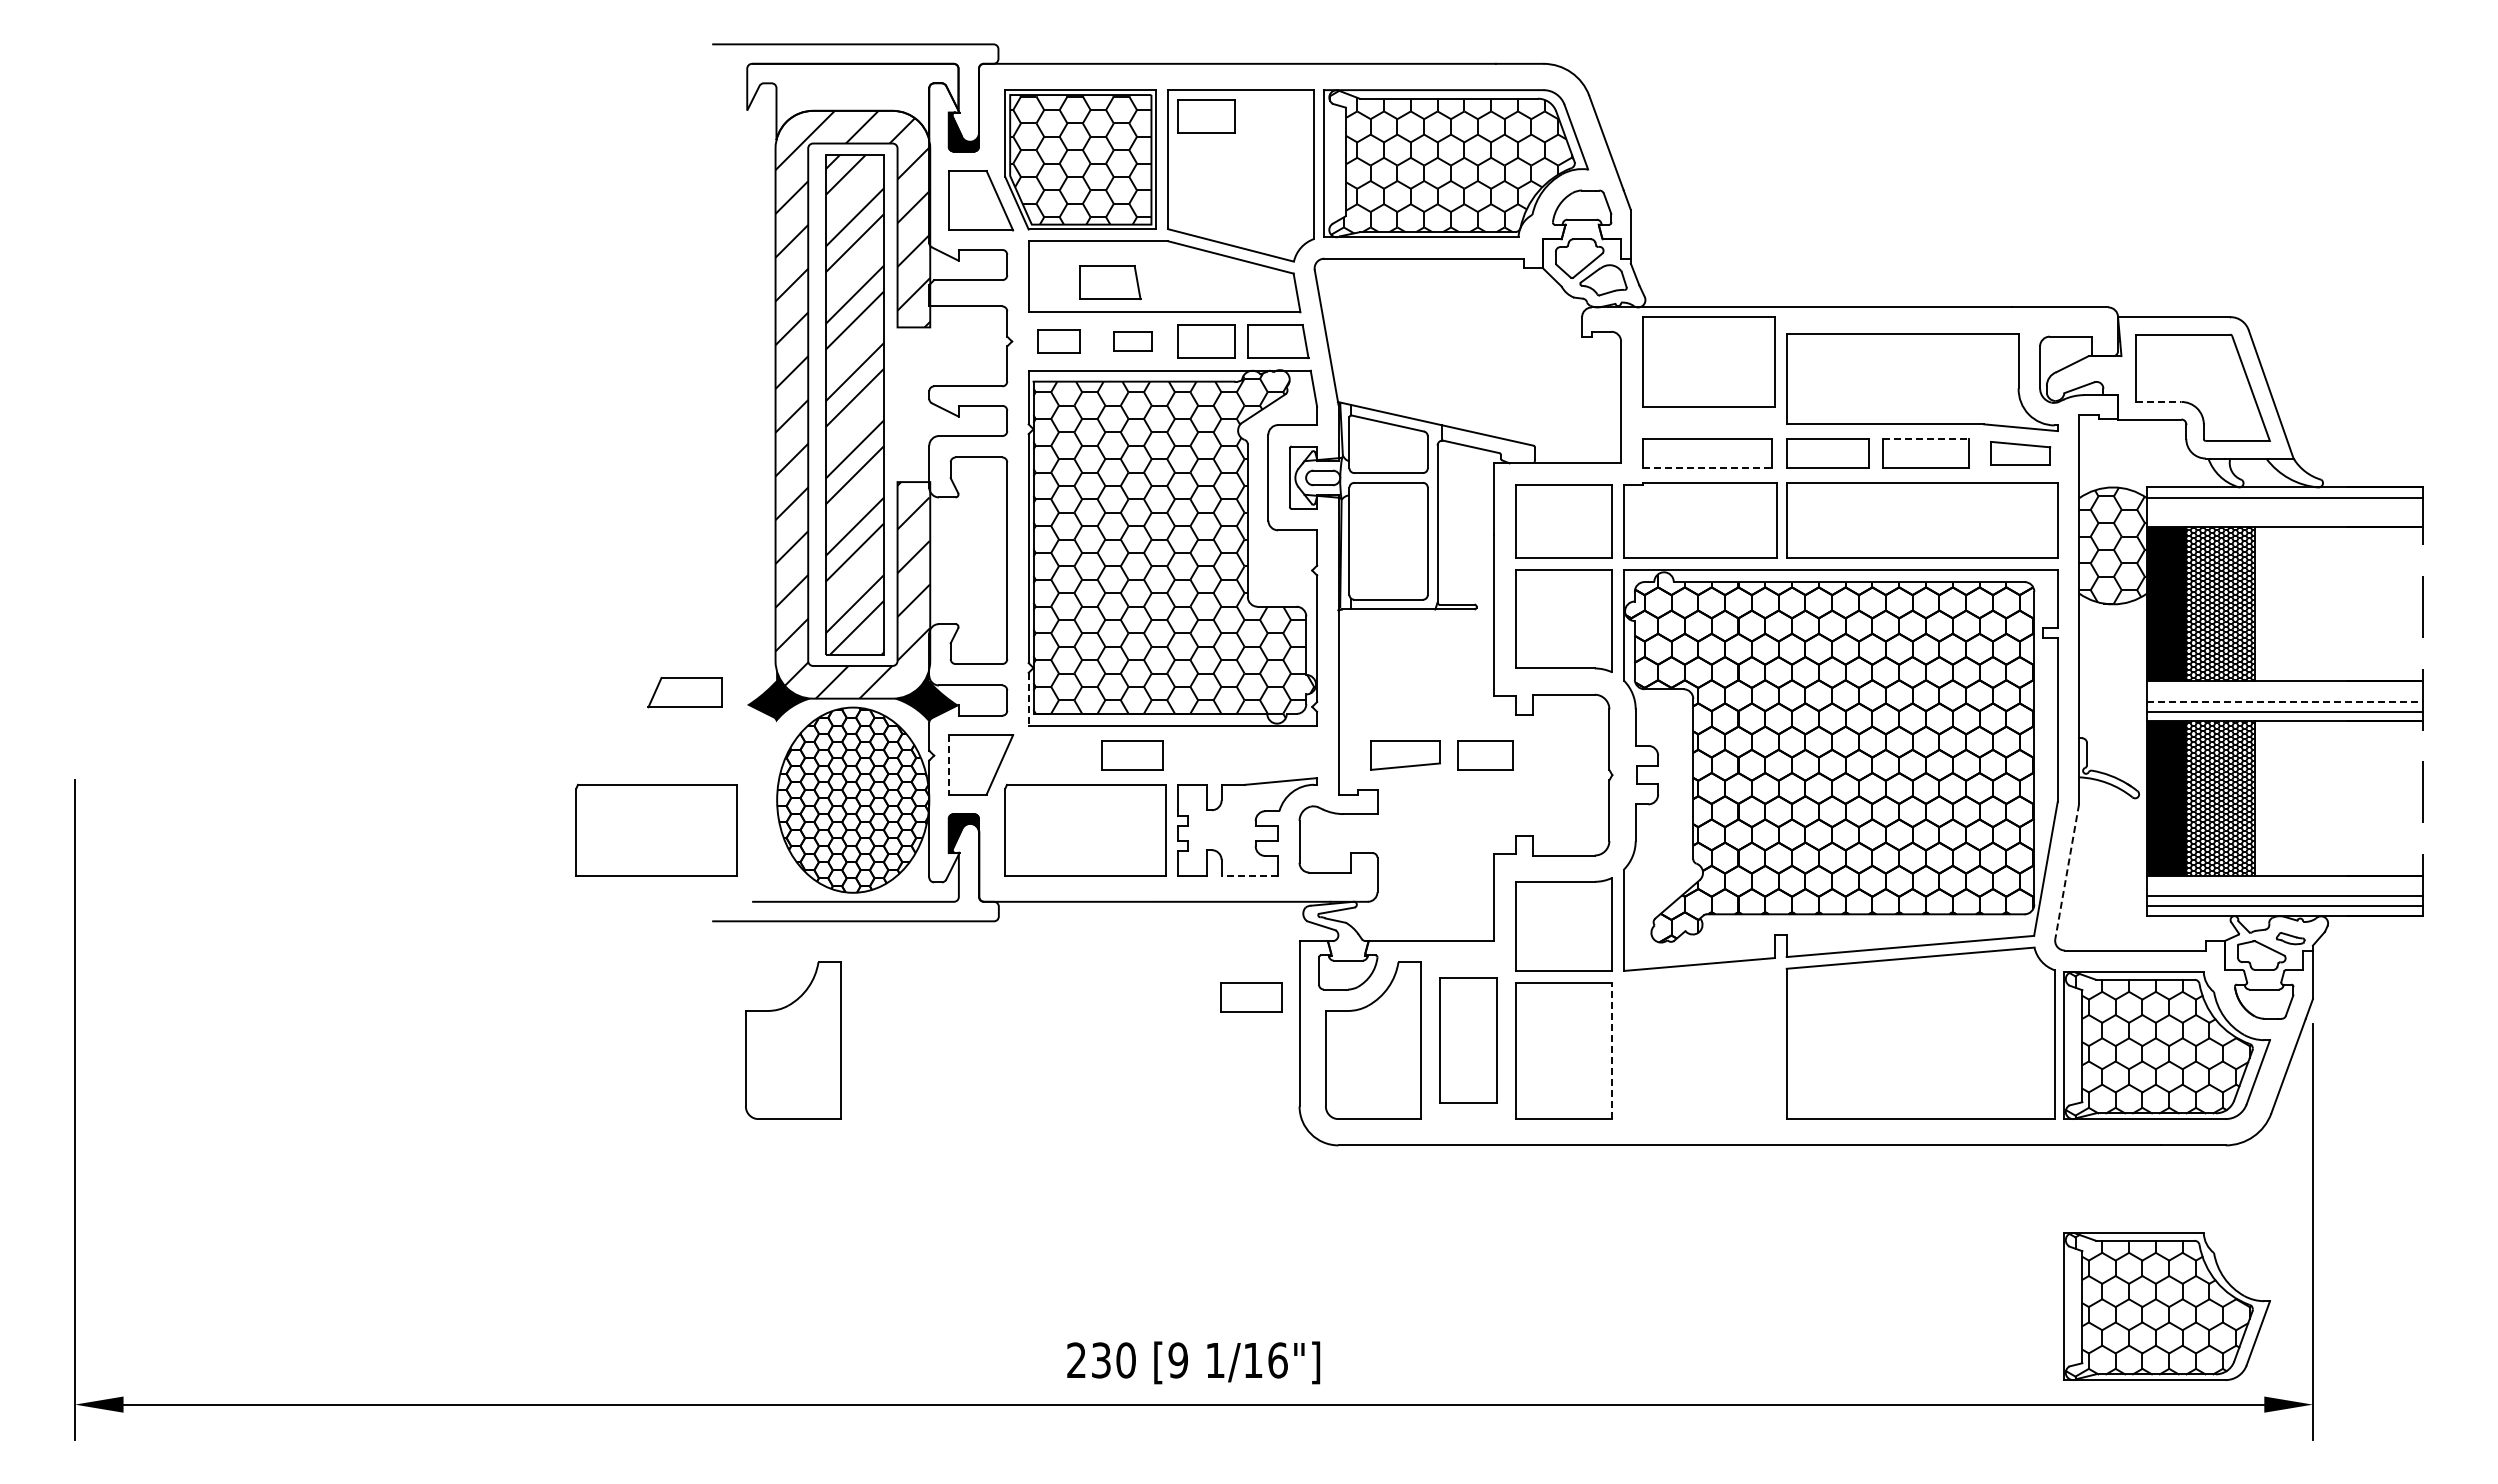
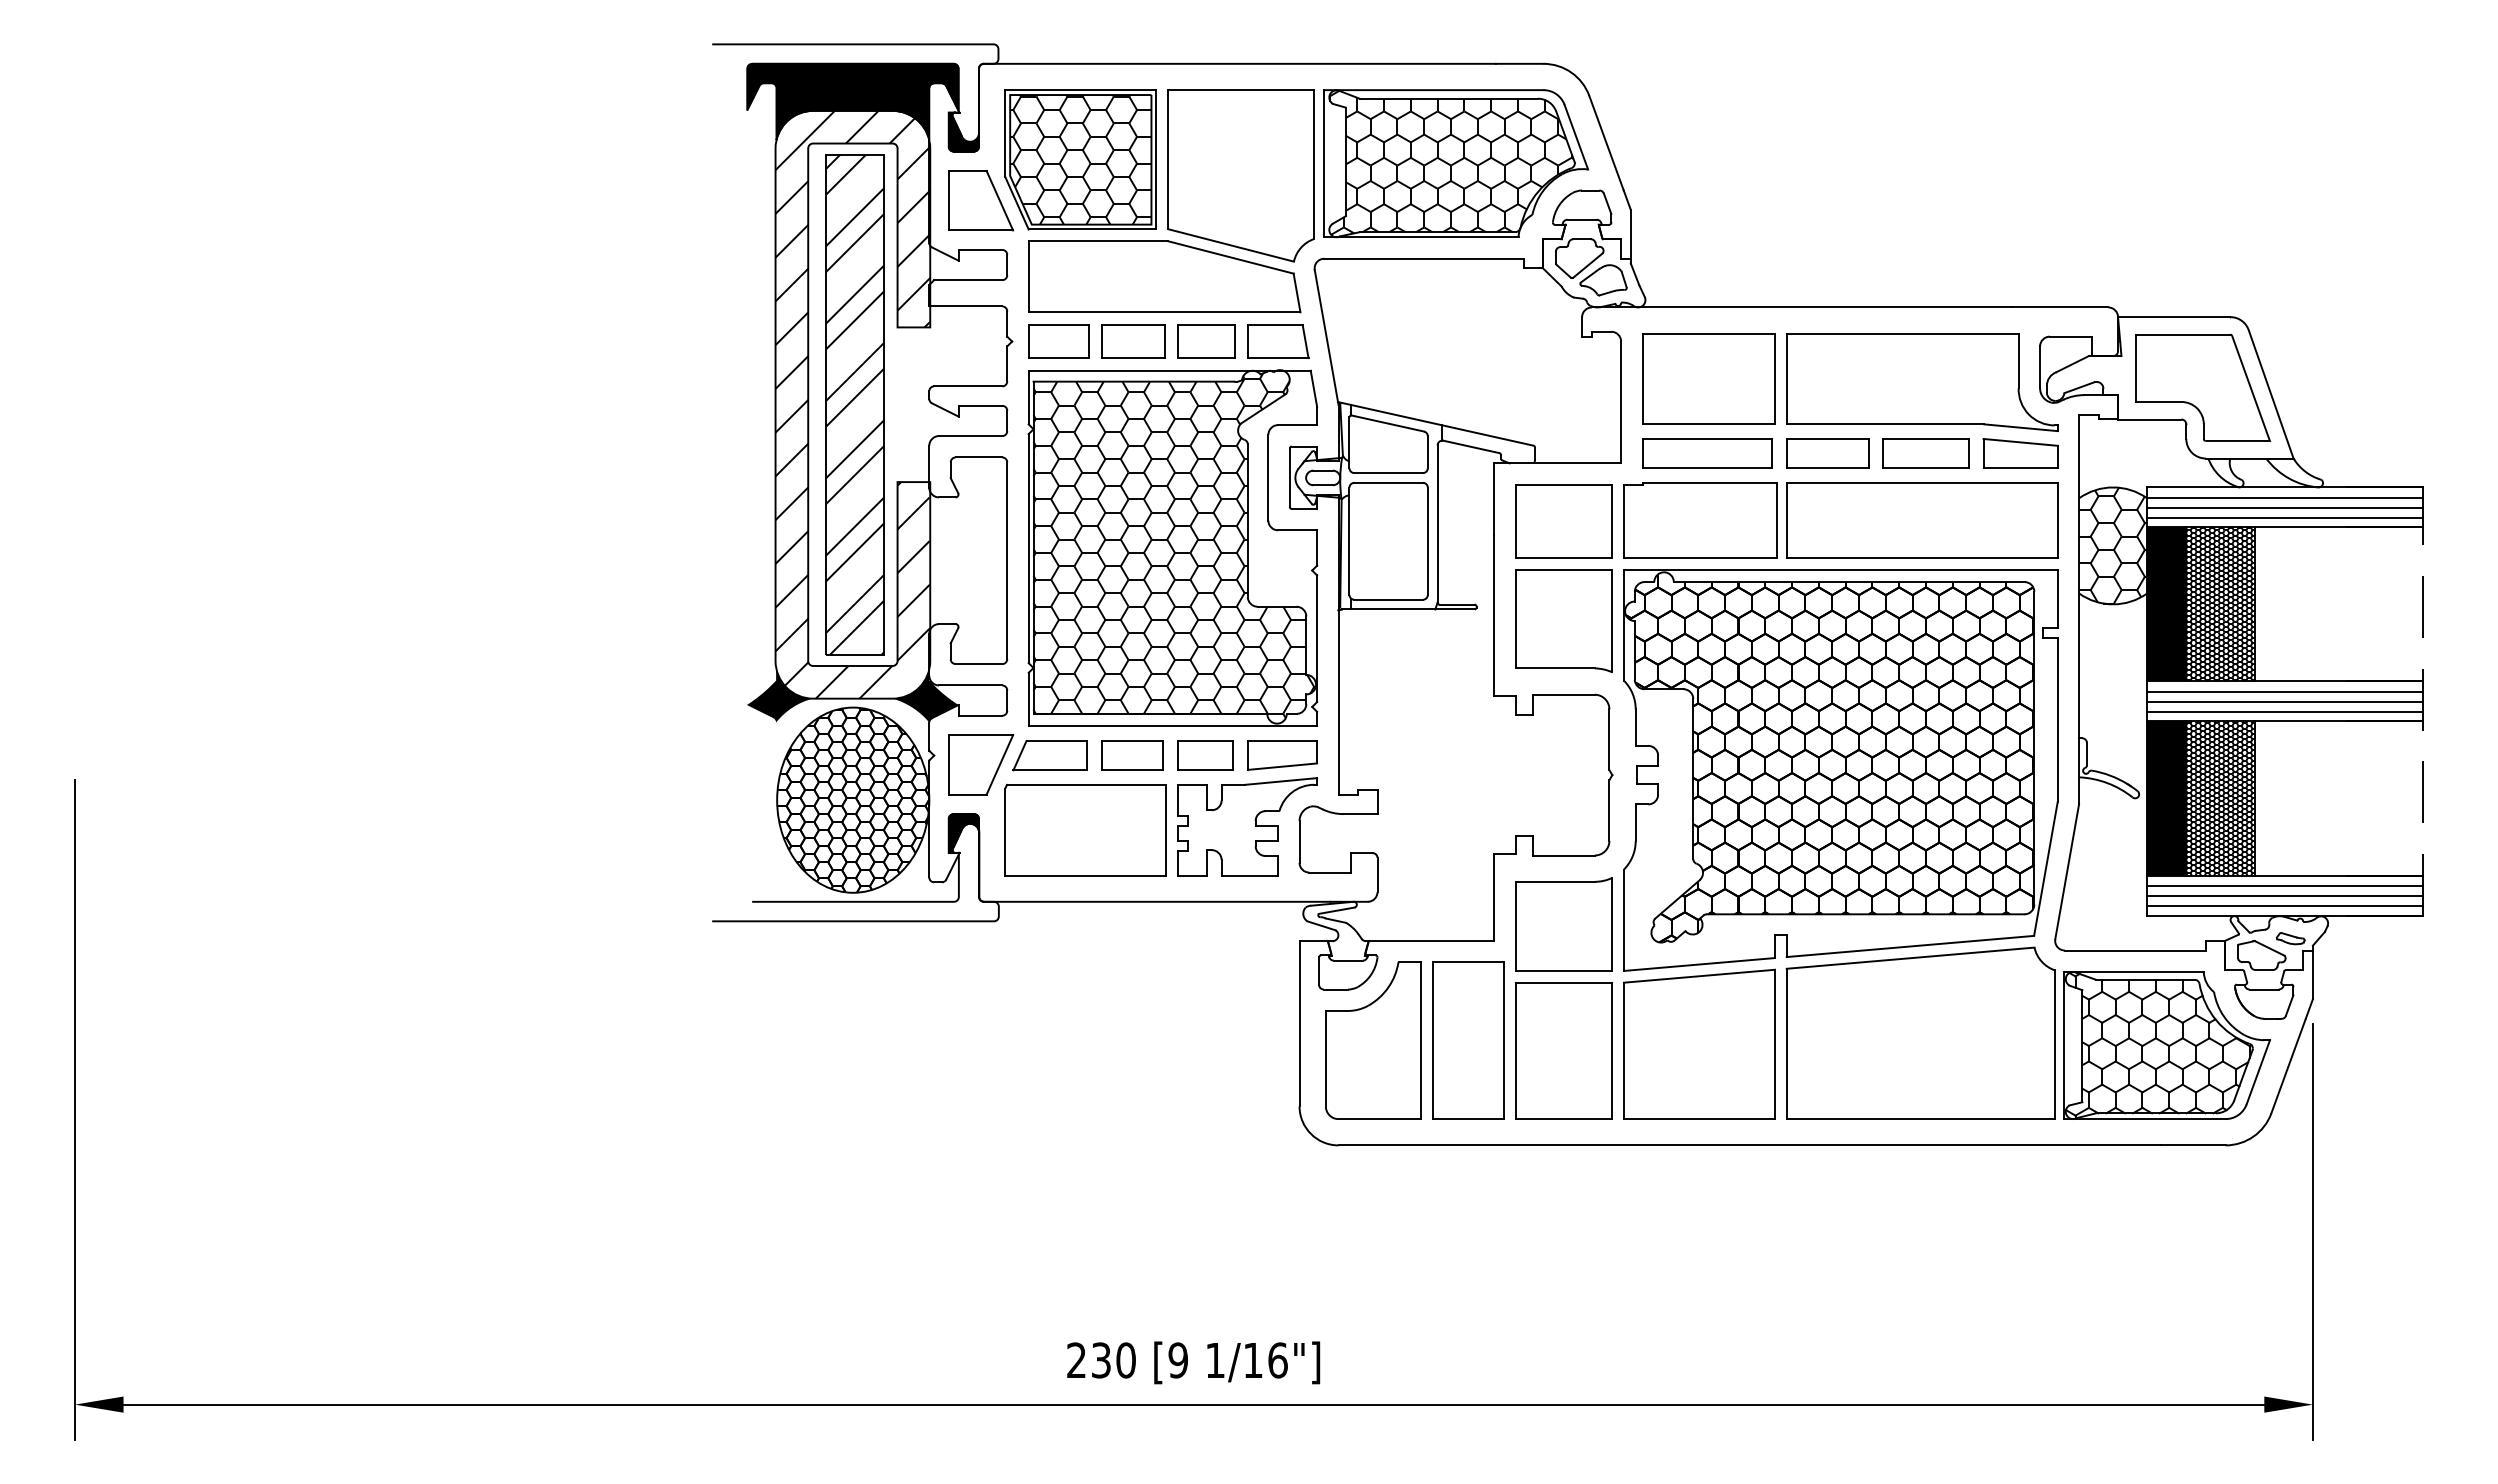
fill: none -> present (852, 101)
part: present -> none (1206, 116)
part: present -> none (1110, 282)
part size: 44x25 px -> 62x35 px (1058, 341)
part size: 40x21 px -> 65x35 px (1133, 341)
part position: (1708, 361) -> (1708, 378) (1708, 378)
line: dashed -> solid (2158, 401)
line: dashed -> solid (1926, 438)
part size: 62x25 px -> 77x31 px (2020, 453)
line: dashed -> solid (1707, 468)
line: none -> present (2285, 507)
line: none -> present (2285, 517)
line: none -> present (2285, 691)
part position: (684, 692) -> (1049, 755) (1049, 755)
line: dashed -> solid (1028, 699)
line: dashed -> solid (2285, 701)
part position: (1405, 755) -> (1282, 755) (1282, 755)
part position: (1485, 755) -> (1205, 755) (1205, 755)
line: dashed -> solid (948, 764)
part: present -> none (656, 829)
line: dashed -> solid (2067, 872)
line: dashed -> solid (1249, 875)
line: none -> present (2285, 885)
part: present -> none (1251, 997)
part: present -> none (793, 1040)
part size: 59x127 px -> 73x159 px (1468, 1040)
part: none -> present (1699, 1043)
line: dashed -> solid (1612, 1050)
part: present -> none (2166, 1306)
